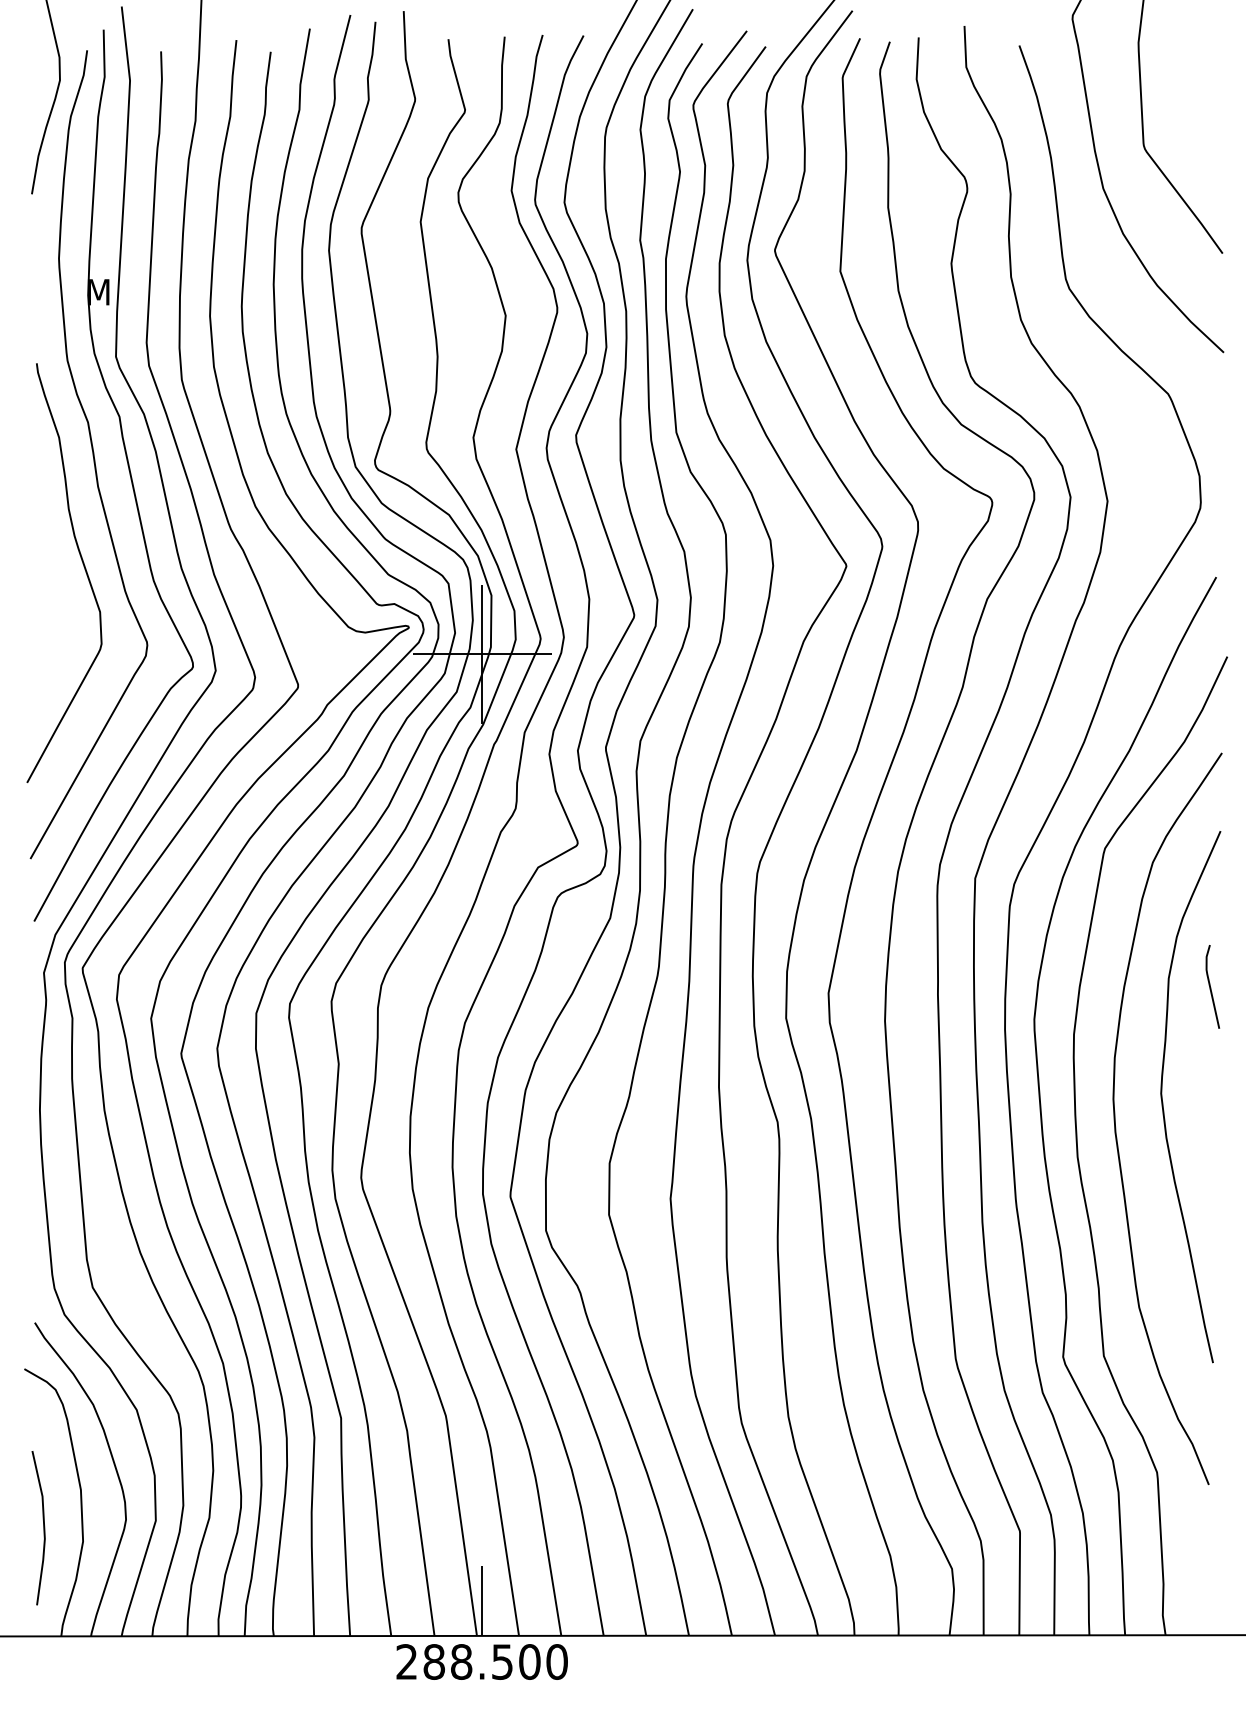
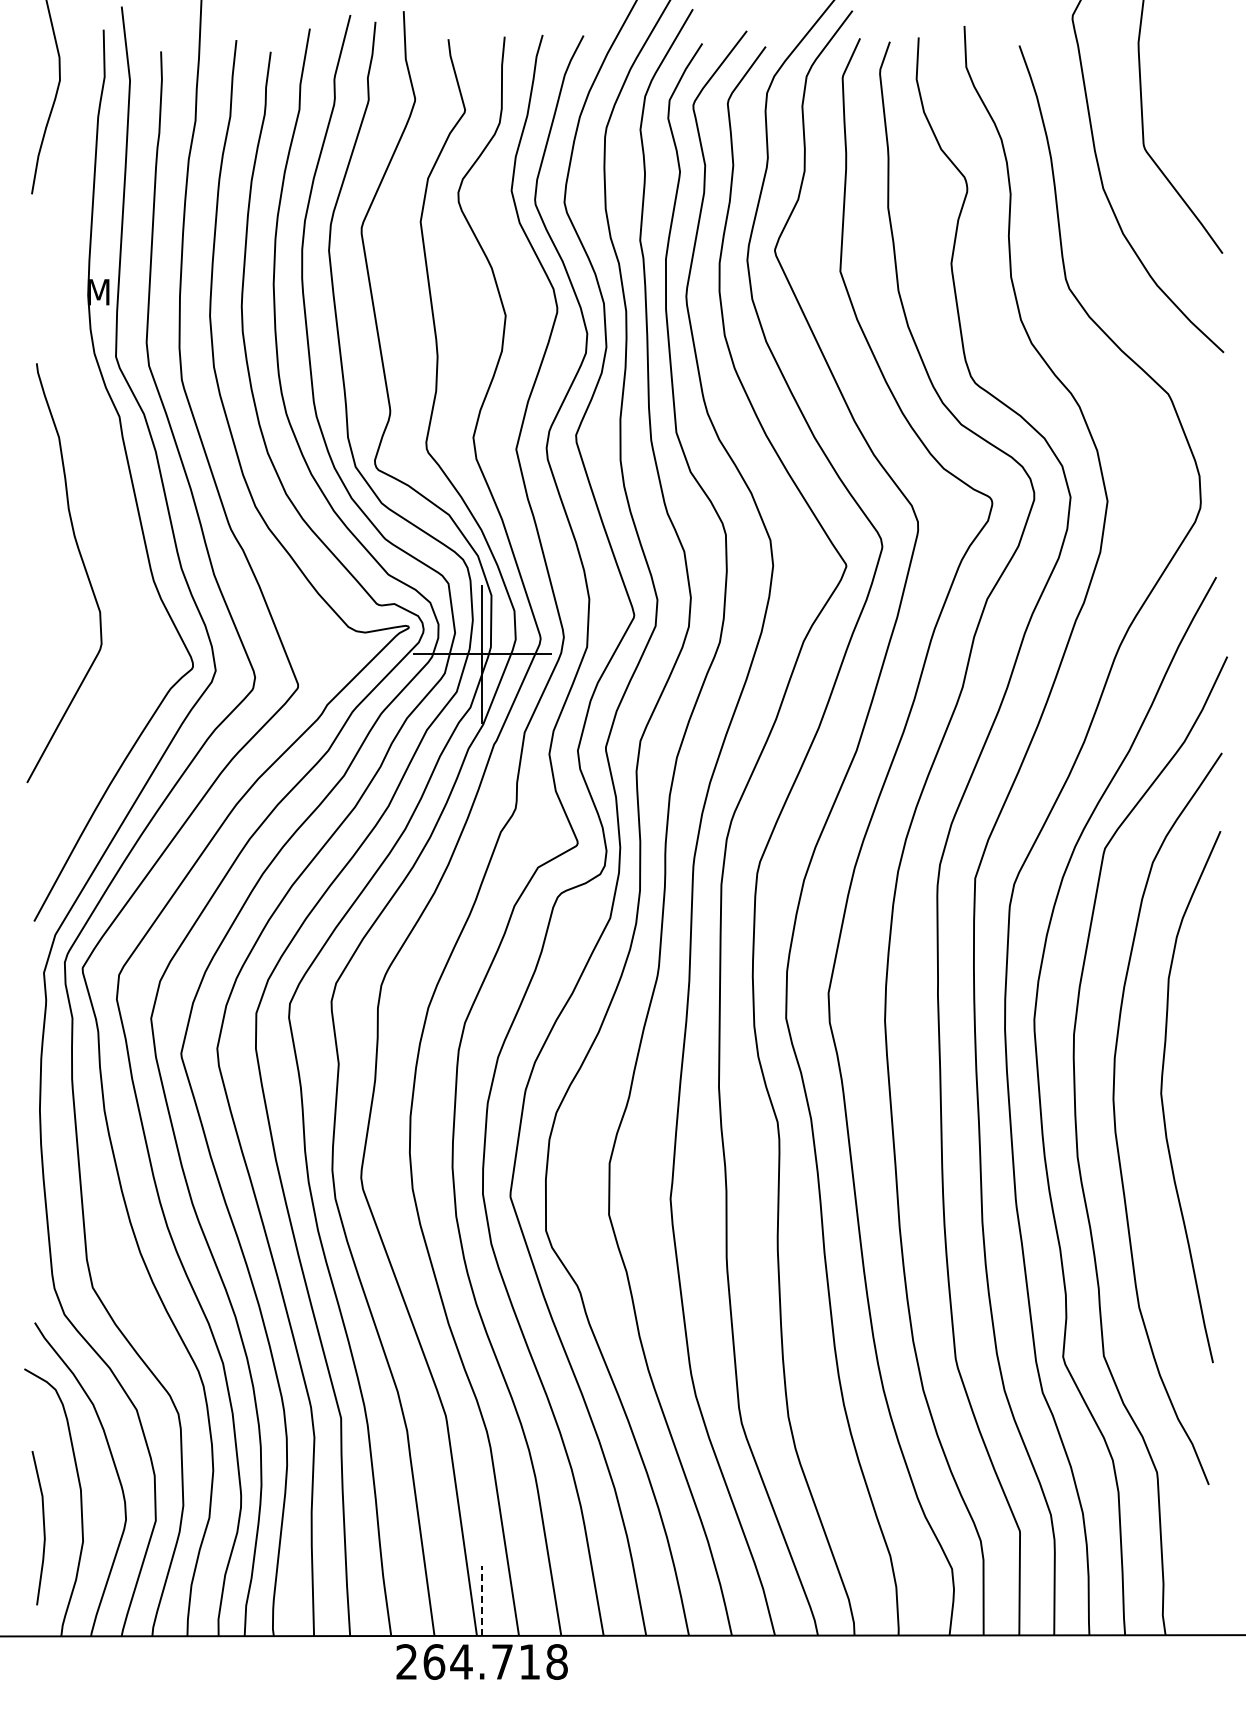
curve: present -> none (92, 454)
line: present -> none (1211, 987)
line: solid -> dashed (482, 1601)
text: 288.500 -> 264.718 (495, 1661)
